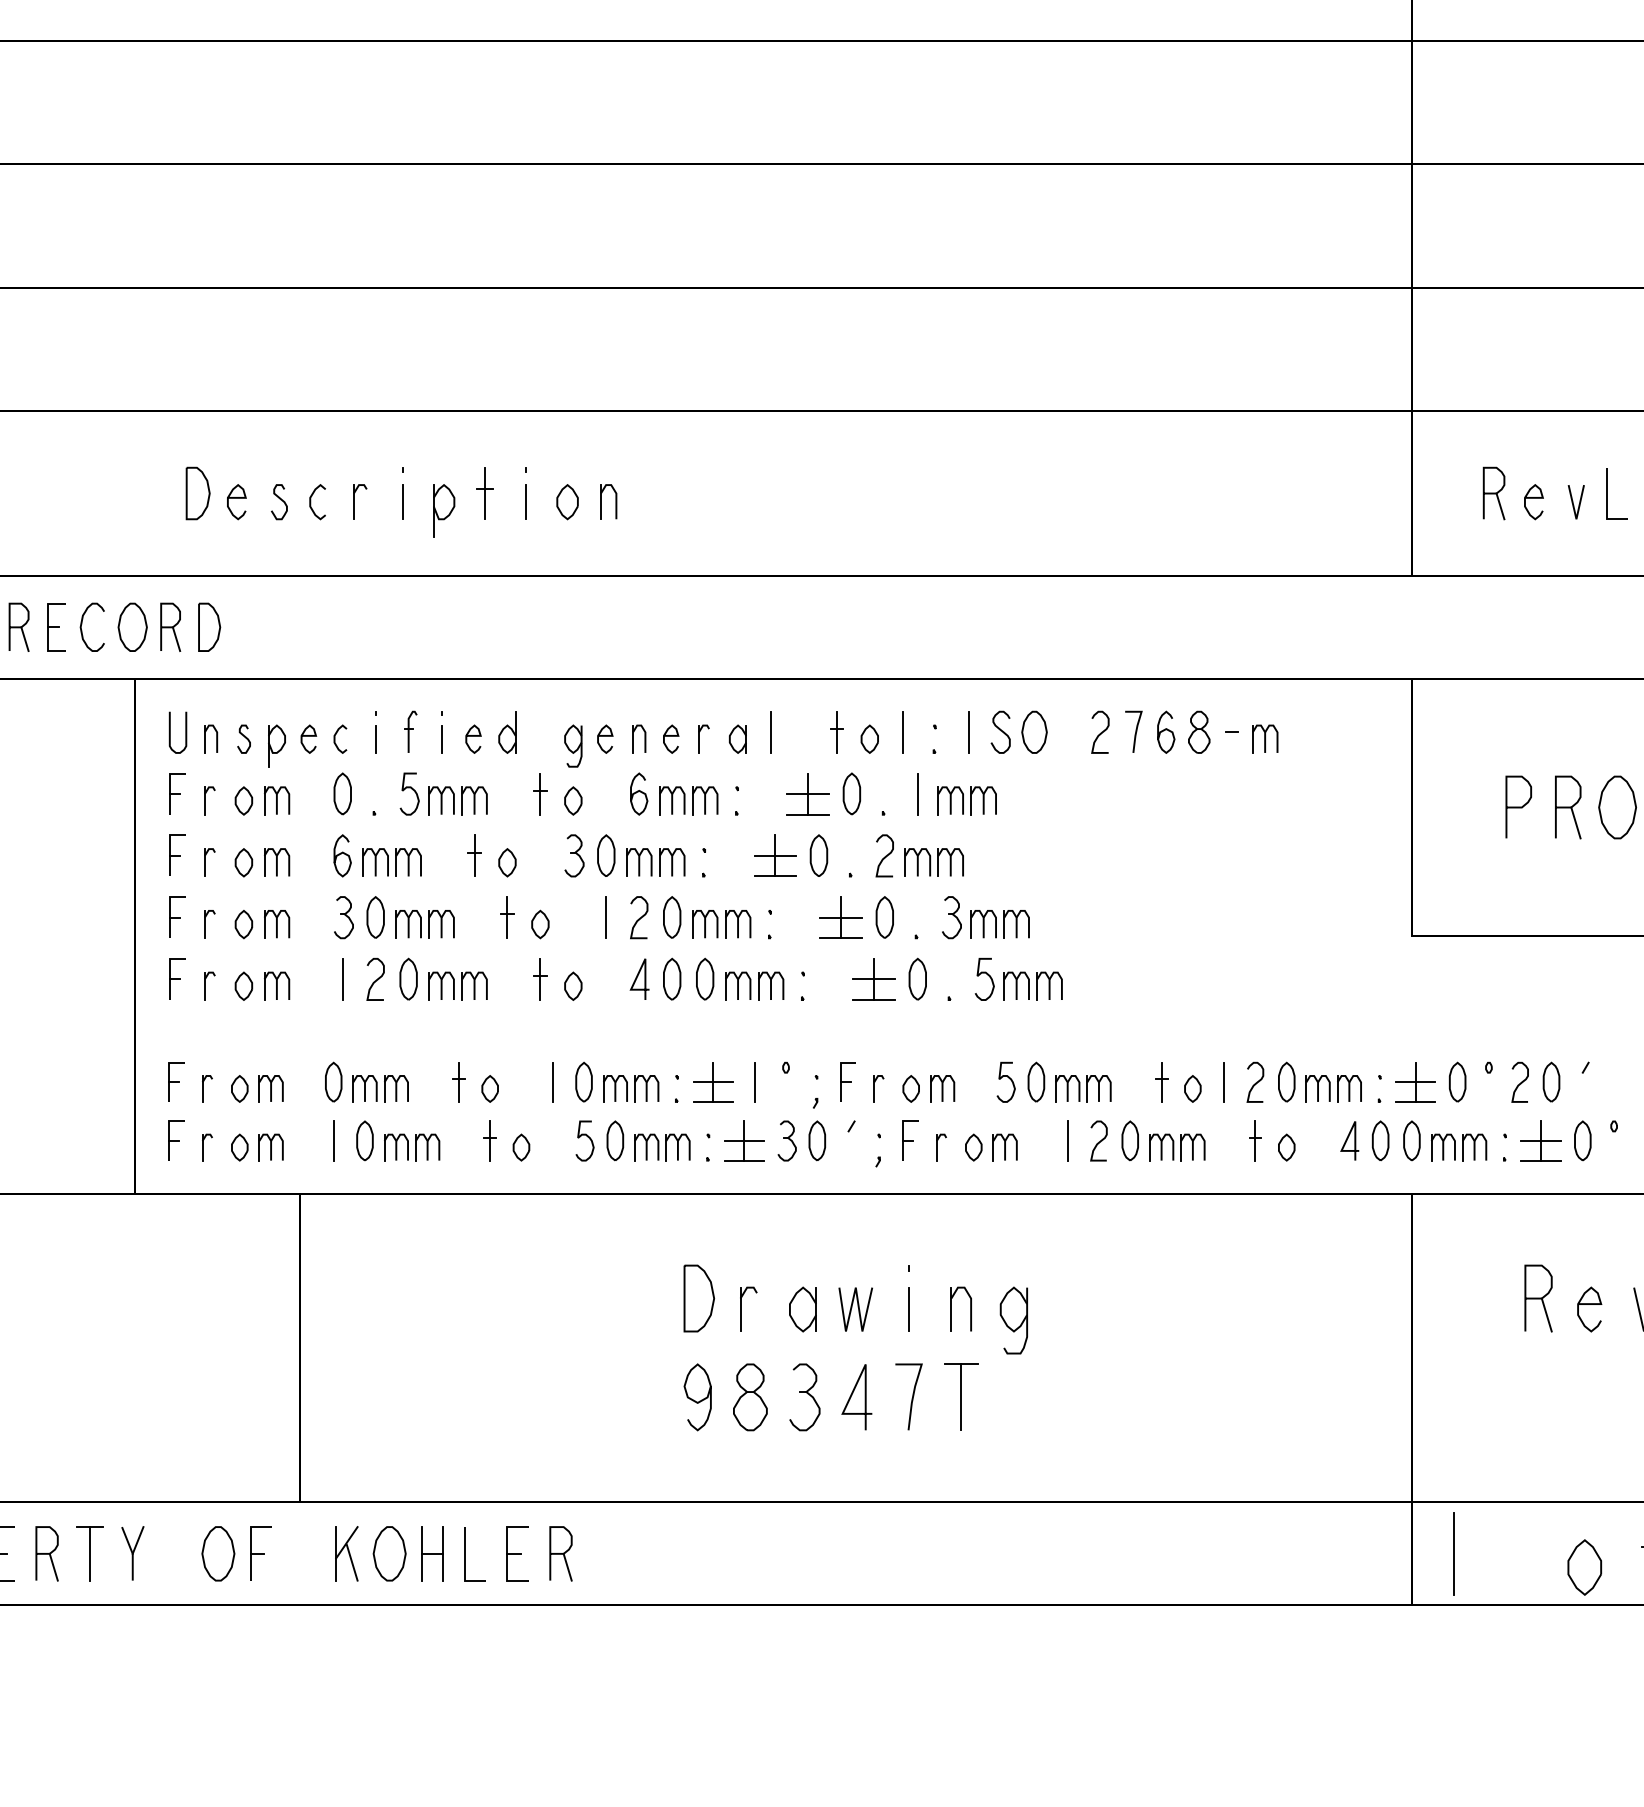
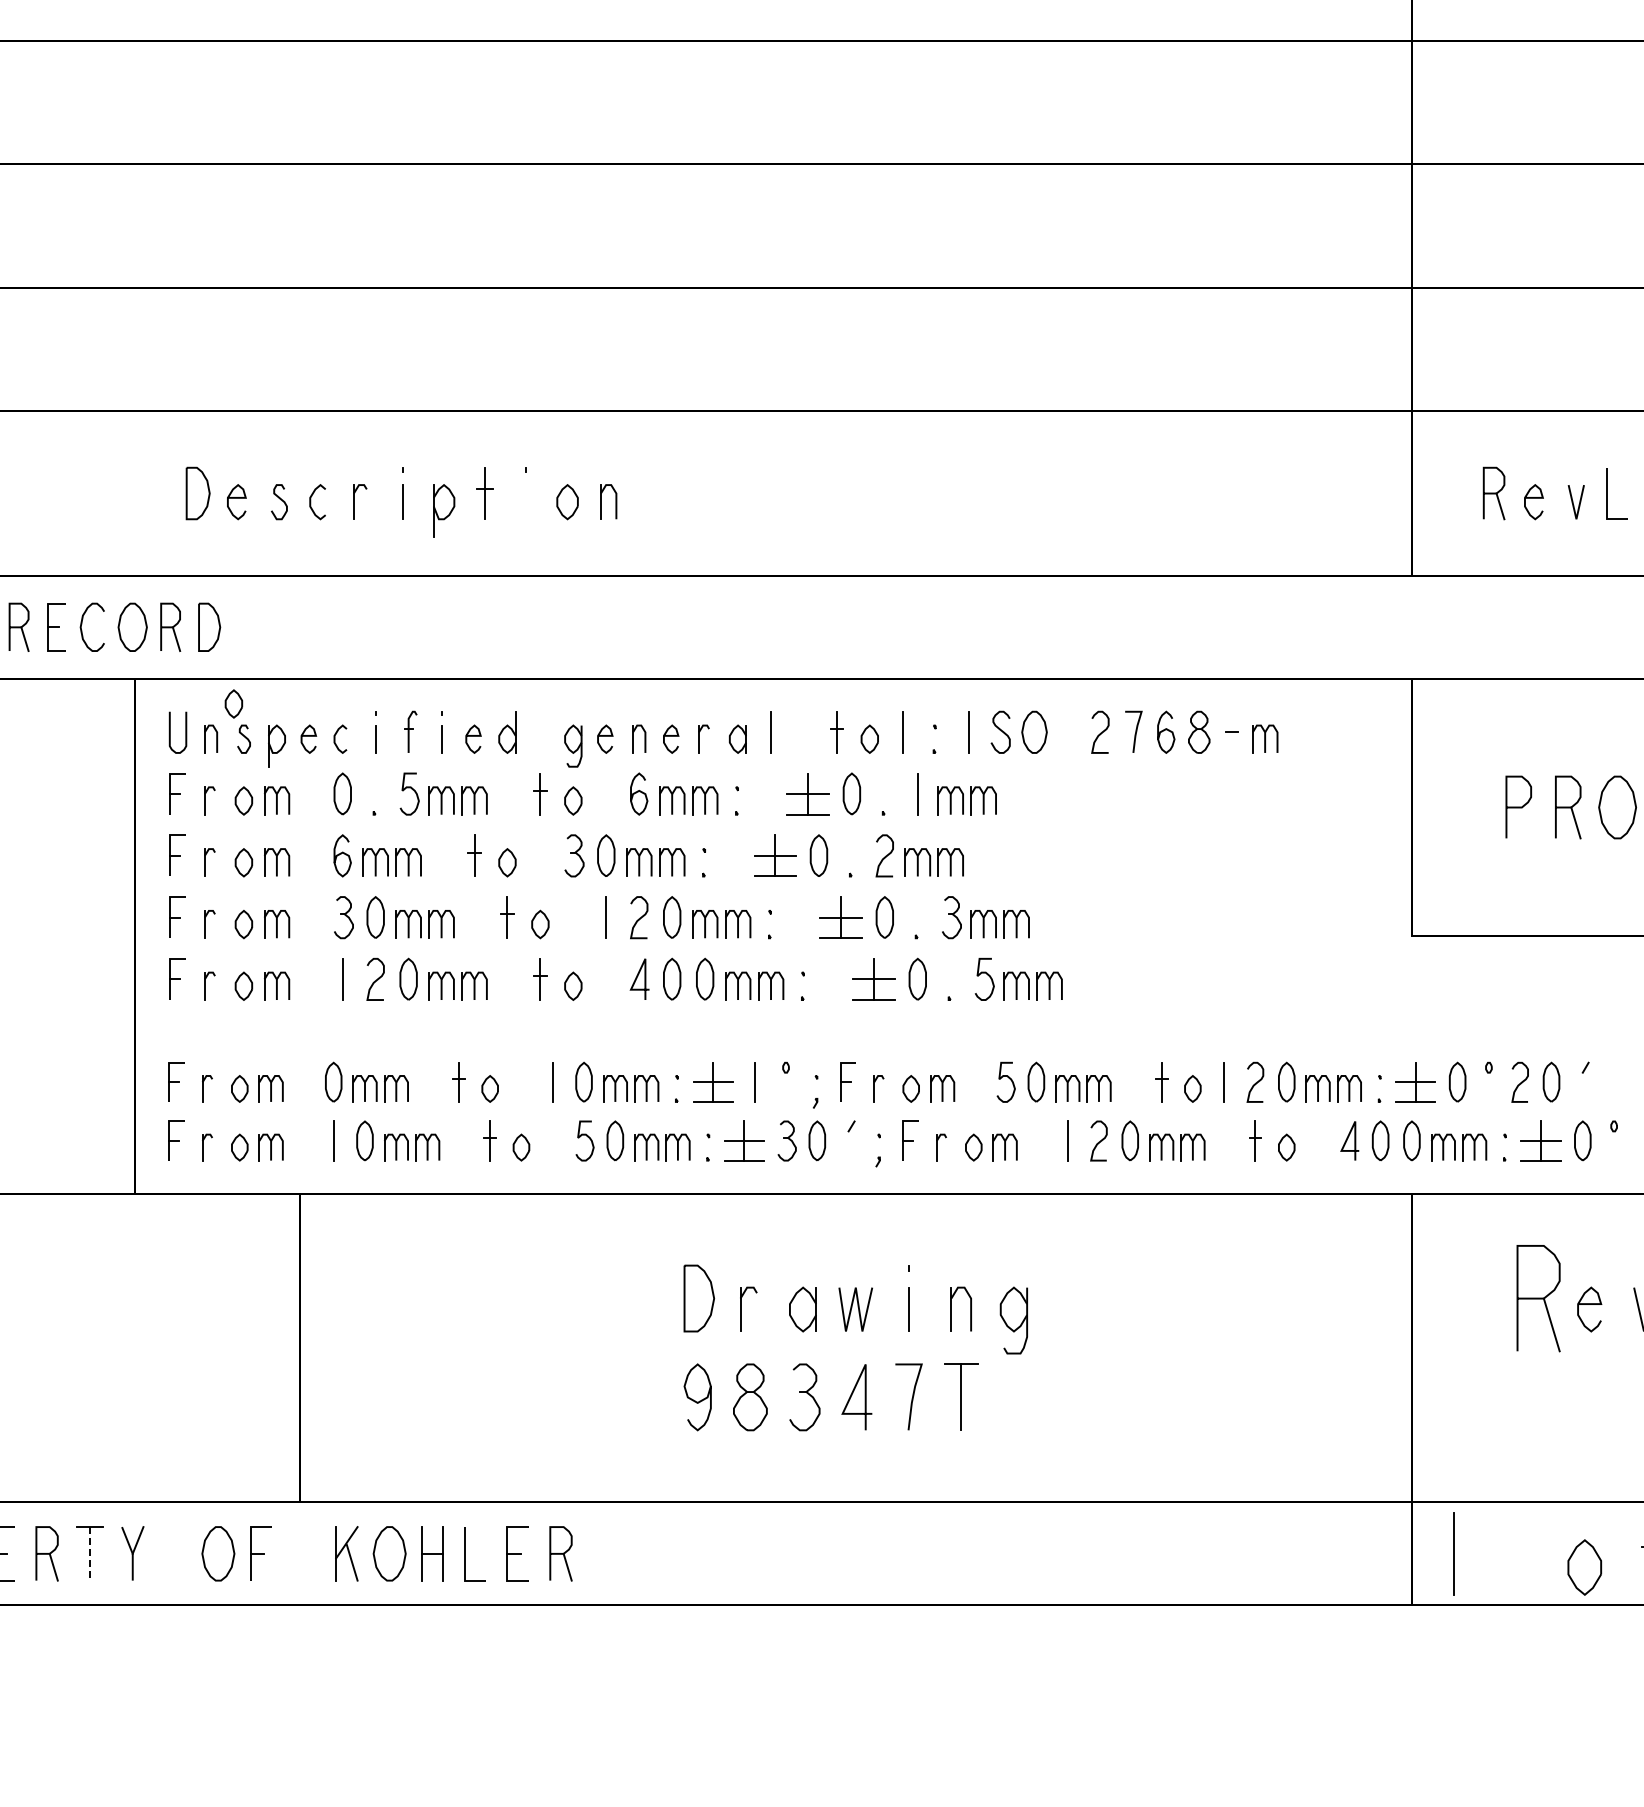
line: present -> none (526, 502)
part: none -> present (233, 703)
part size: 29x69 px -> 45x108 px (1538, 1298)
line: solid -> dashed (89, 1553)
